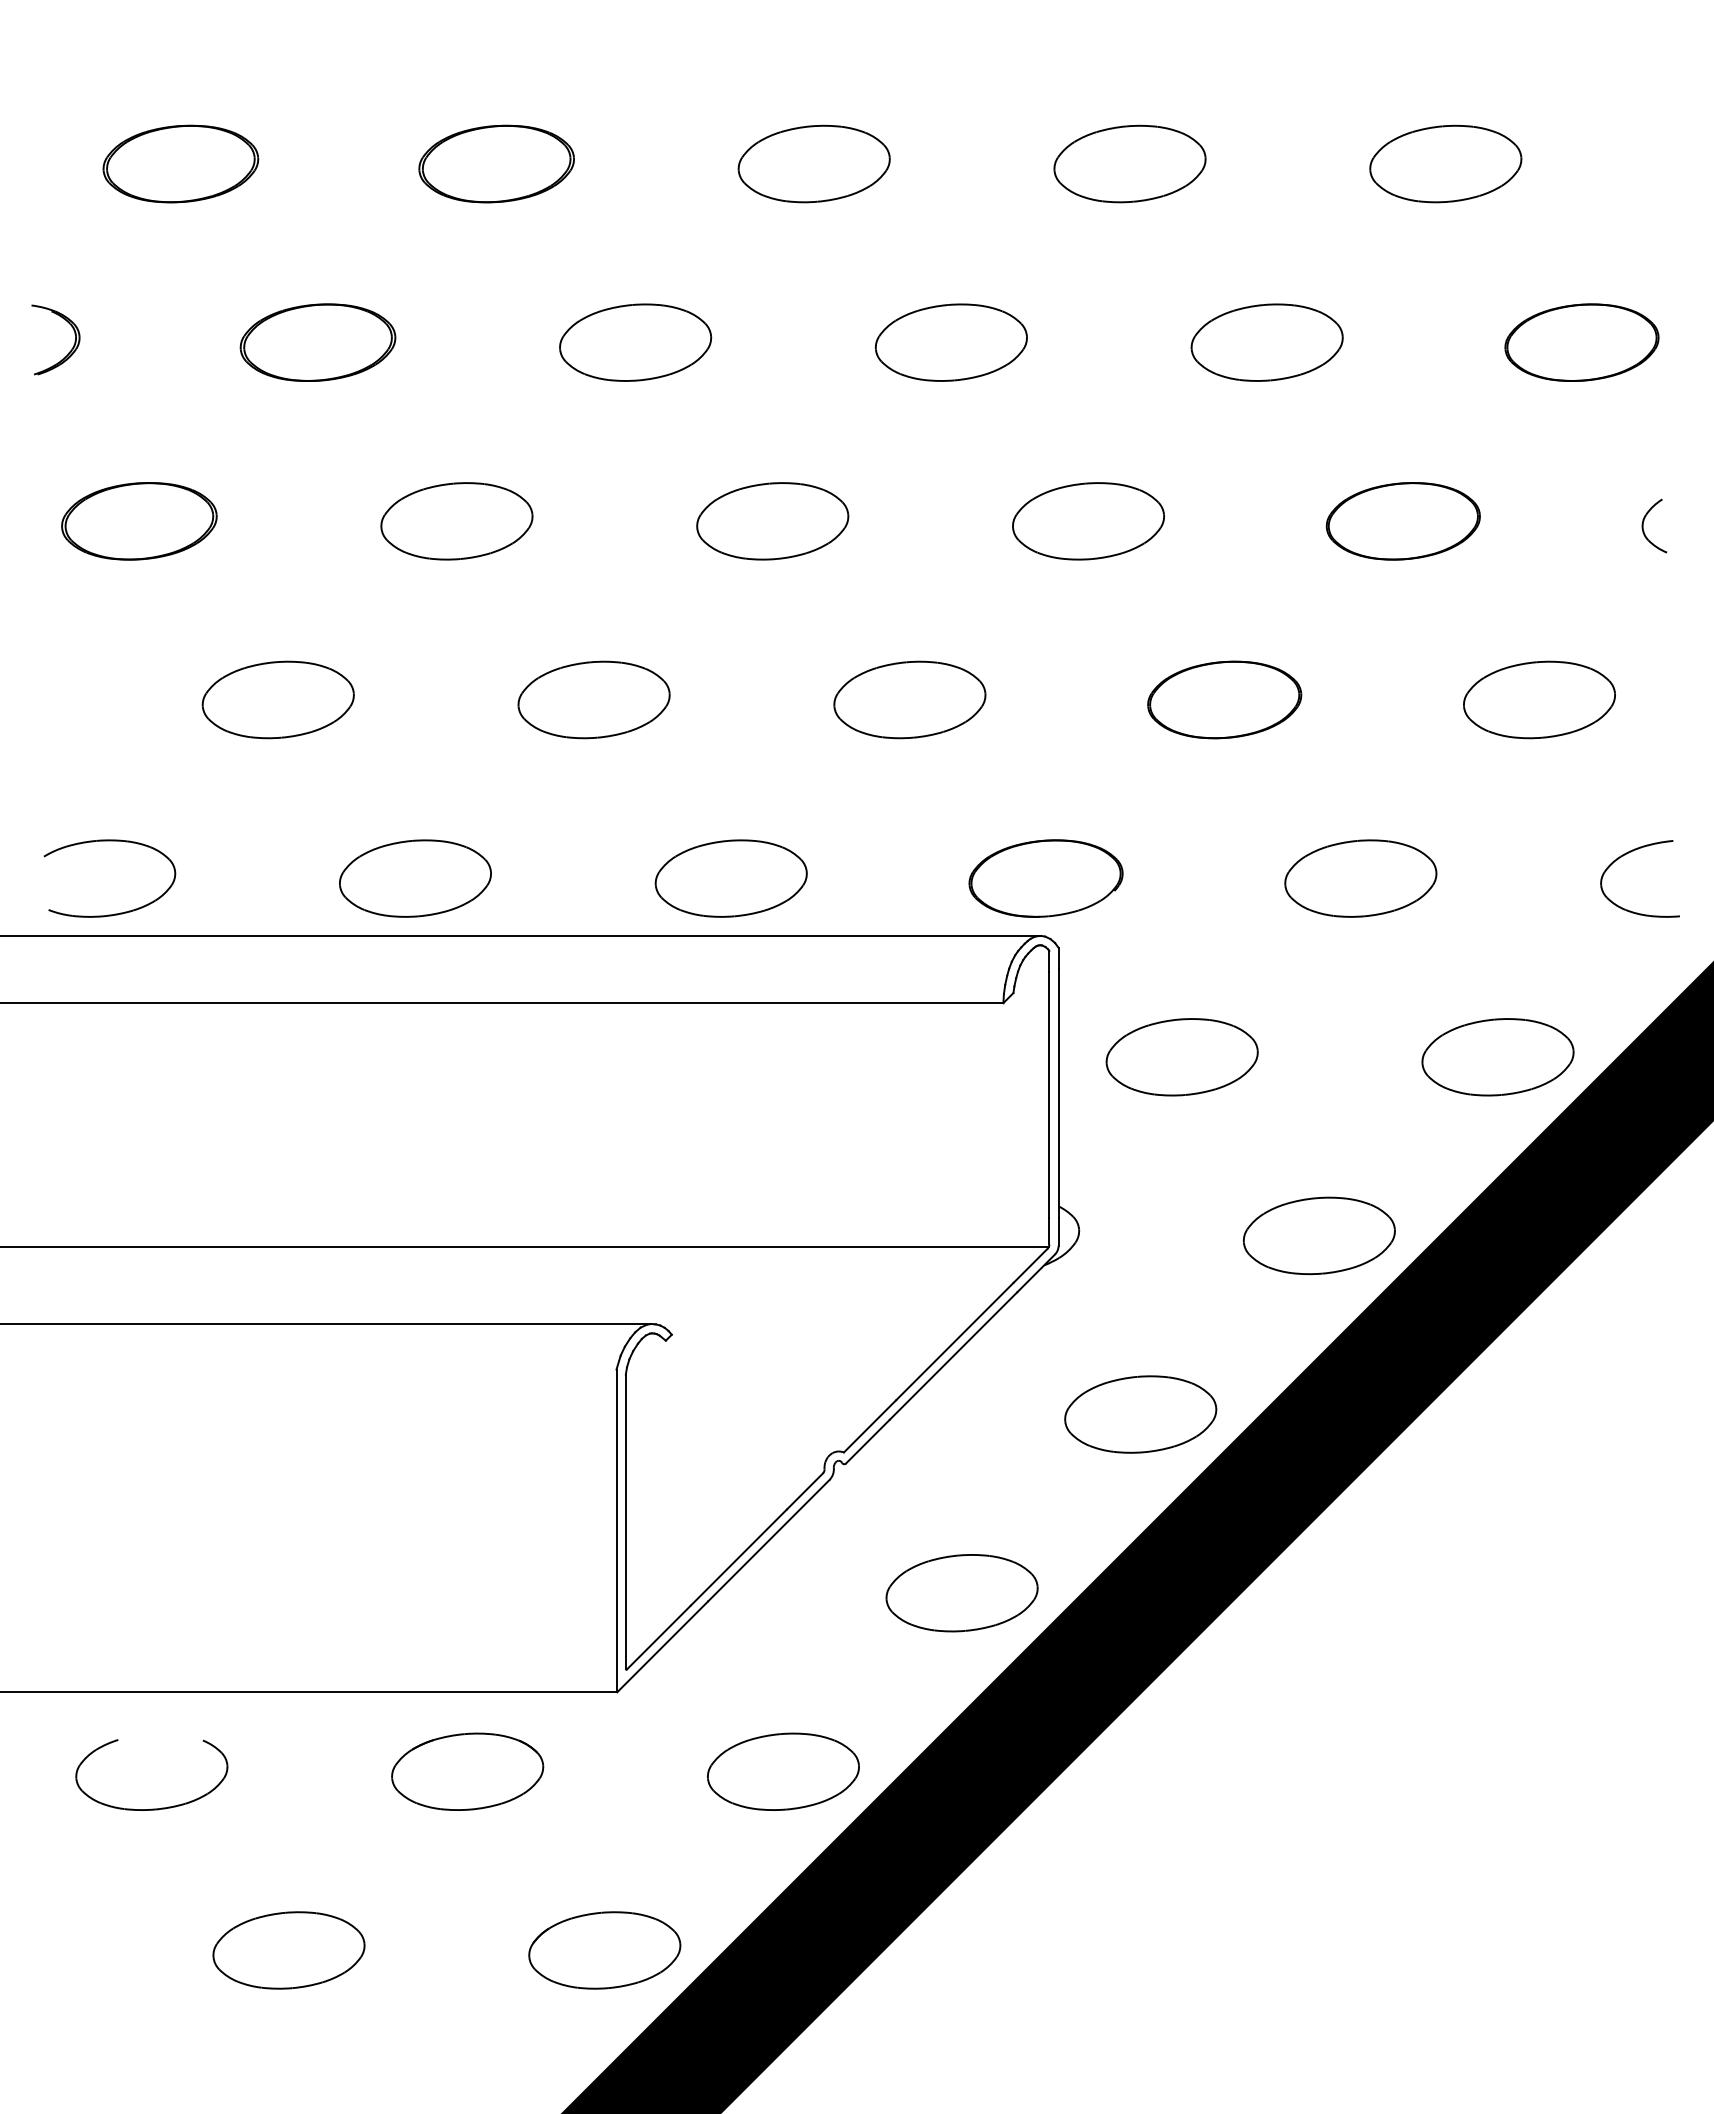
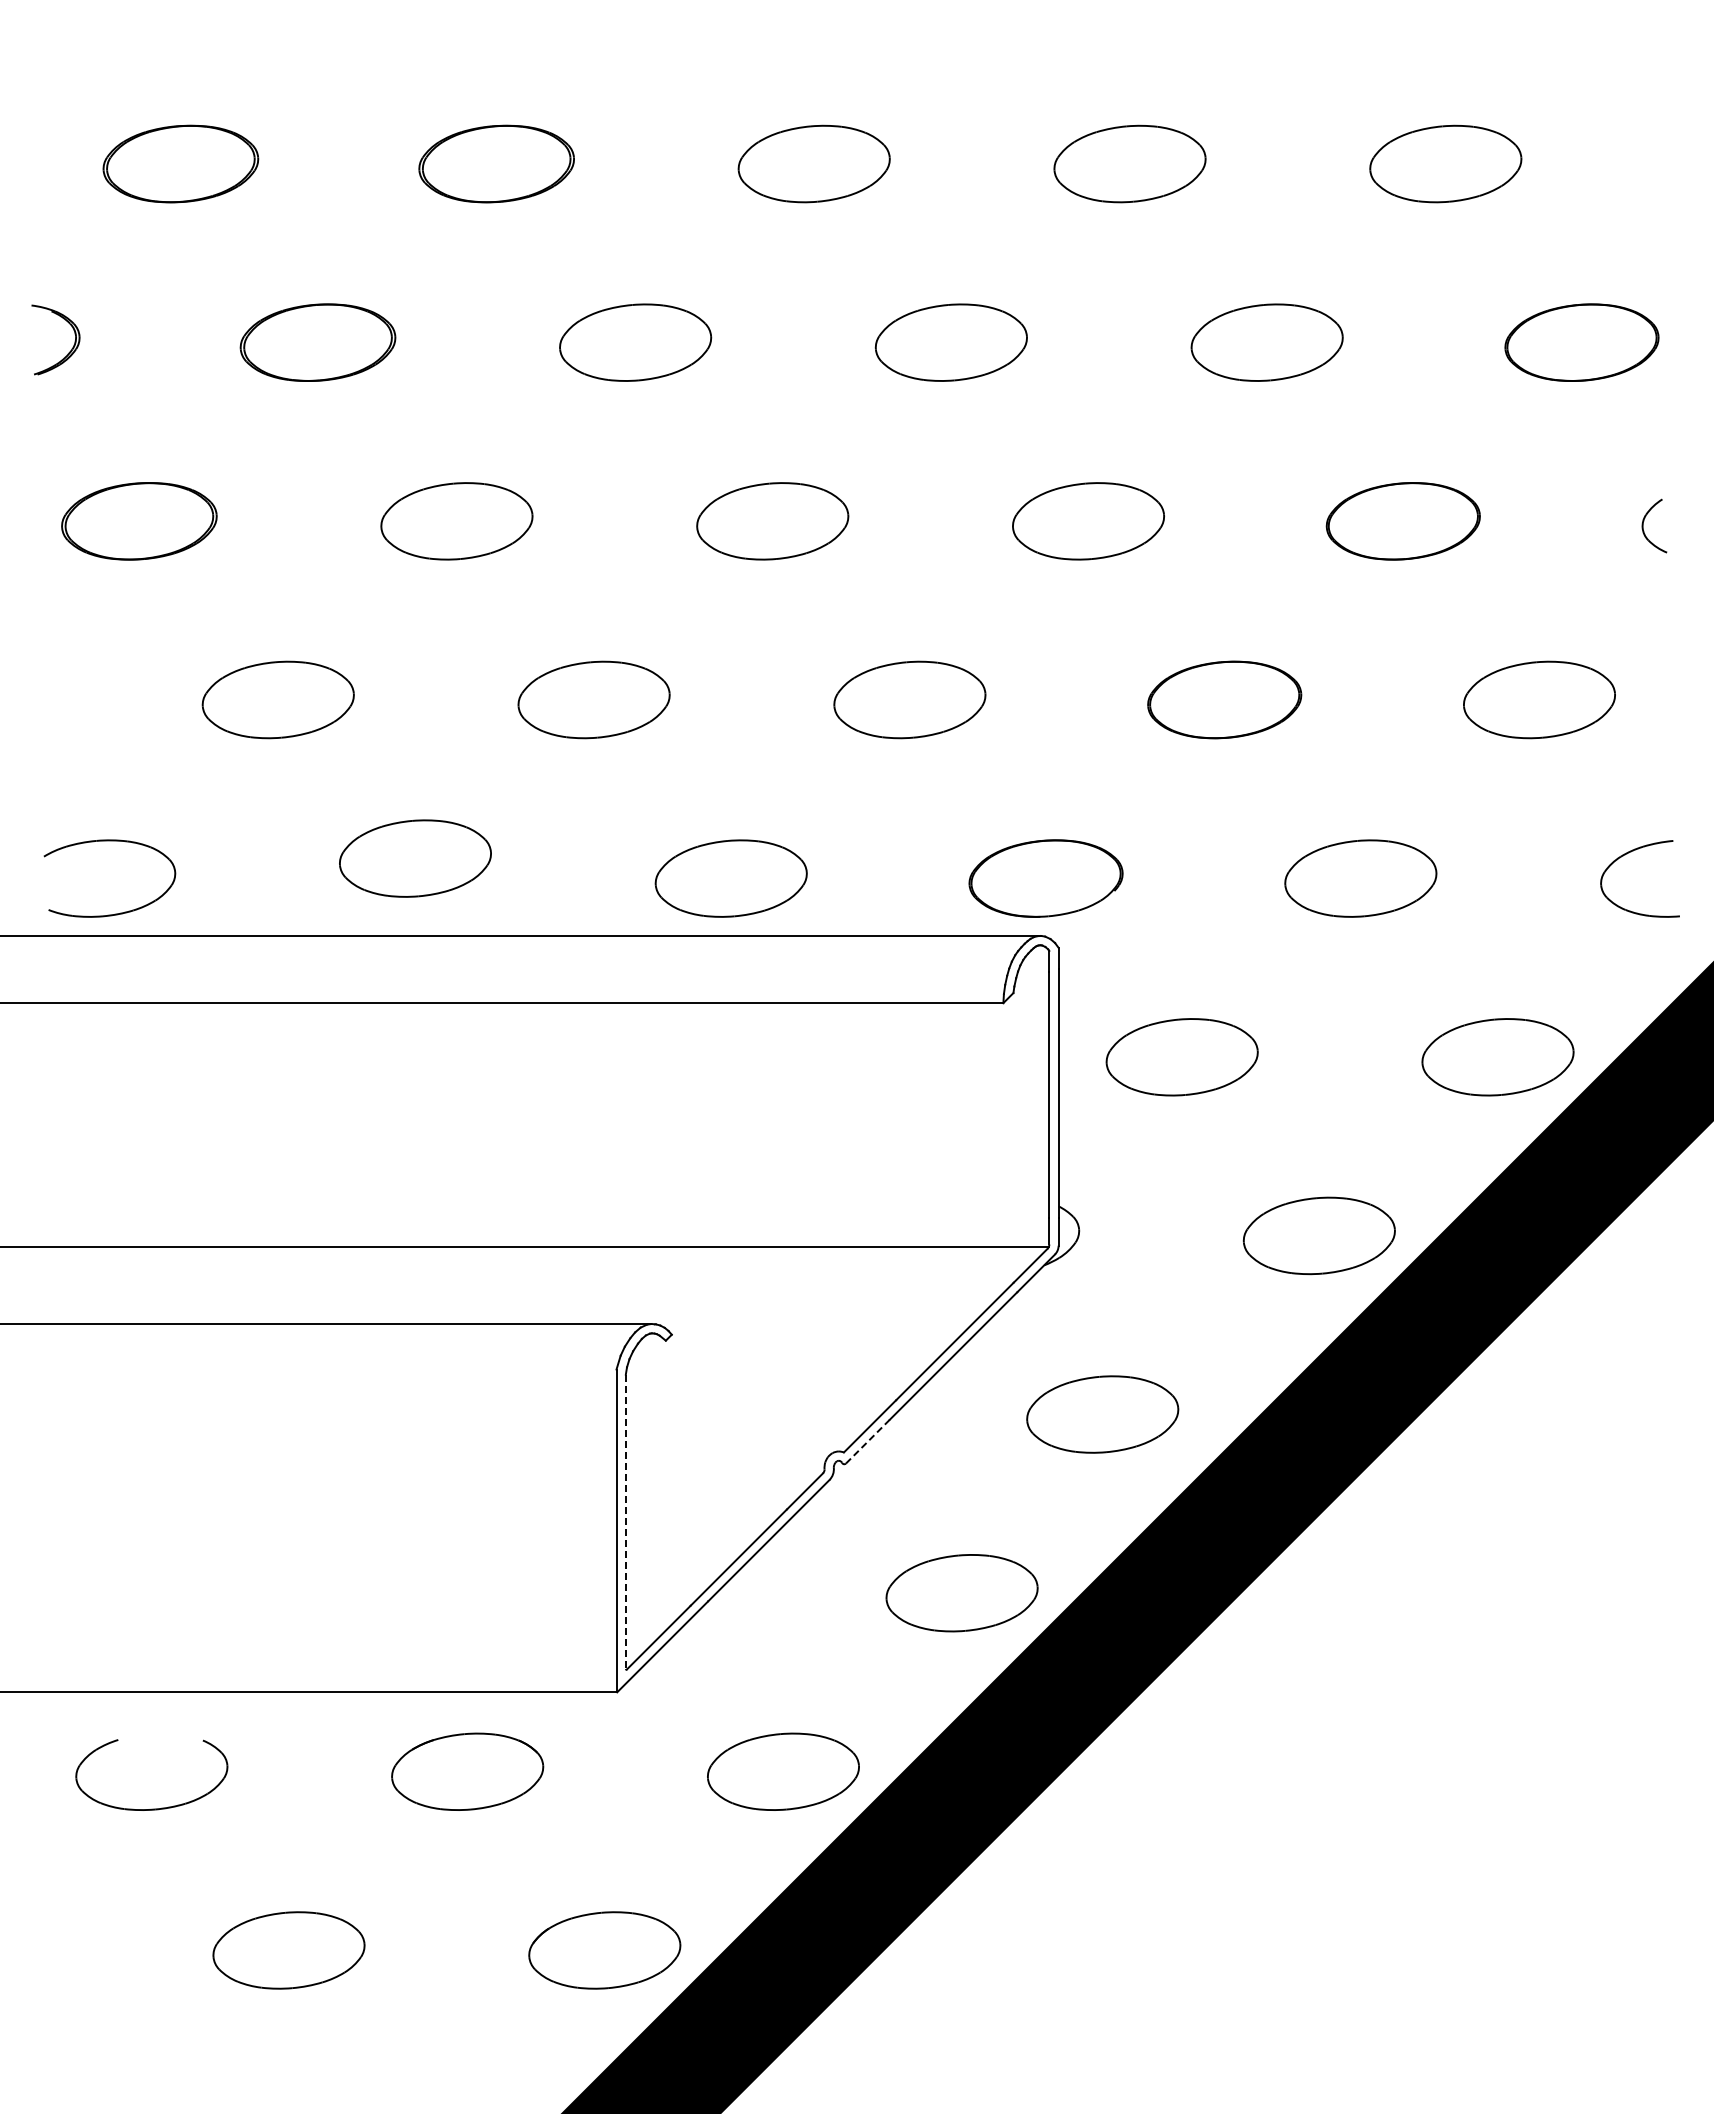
part position: (415, 878) -> (415, 858) (415, 858)
part position: (1140, 1414) -> (1102, 1414) (1102, 1414)
line: solid -> dashed (867, 1442)
line: solid -> dashed (625, 1522)
